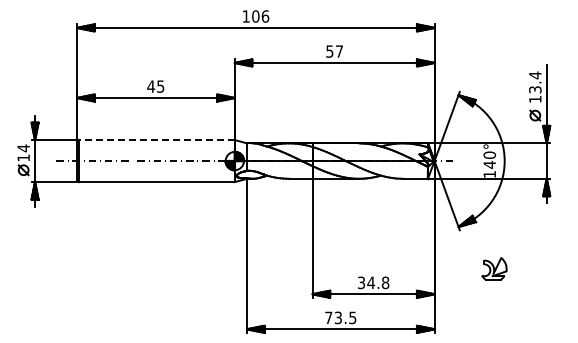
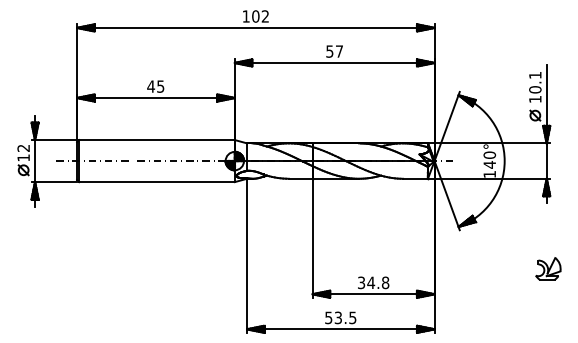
text: 106 -> 102 (265, 16)
text: 13.4 -> 10.1 (535, 82)
line: dashed -> solid (157, 140)
text: 14 -> 12 (23, 148)
part position: (494, 268) -> (548, 268) (548, 268)
text: 73.5 -> 53.5 (328, 317)
